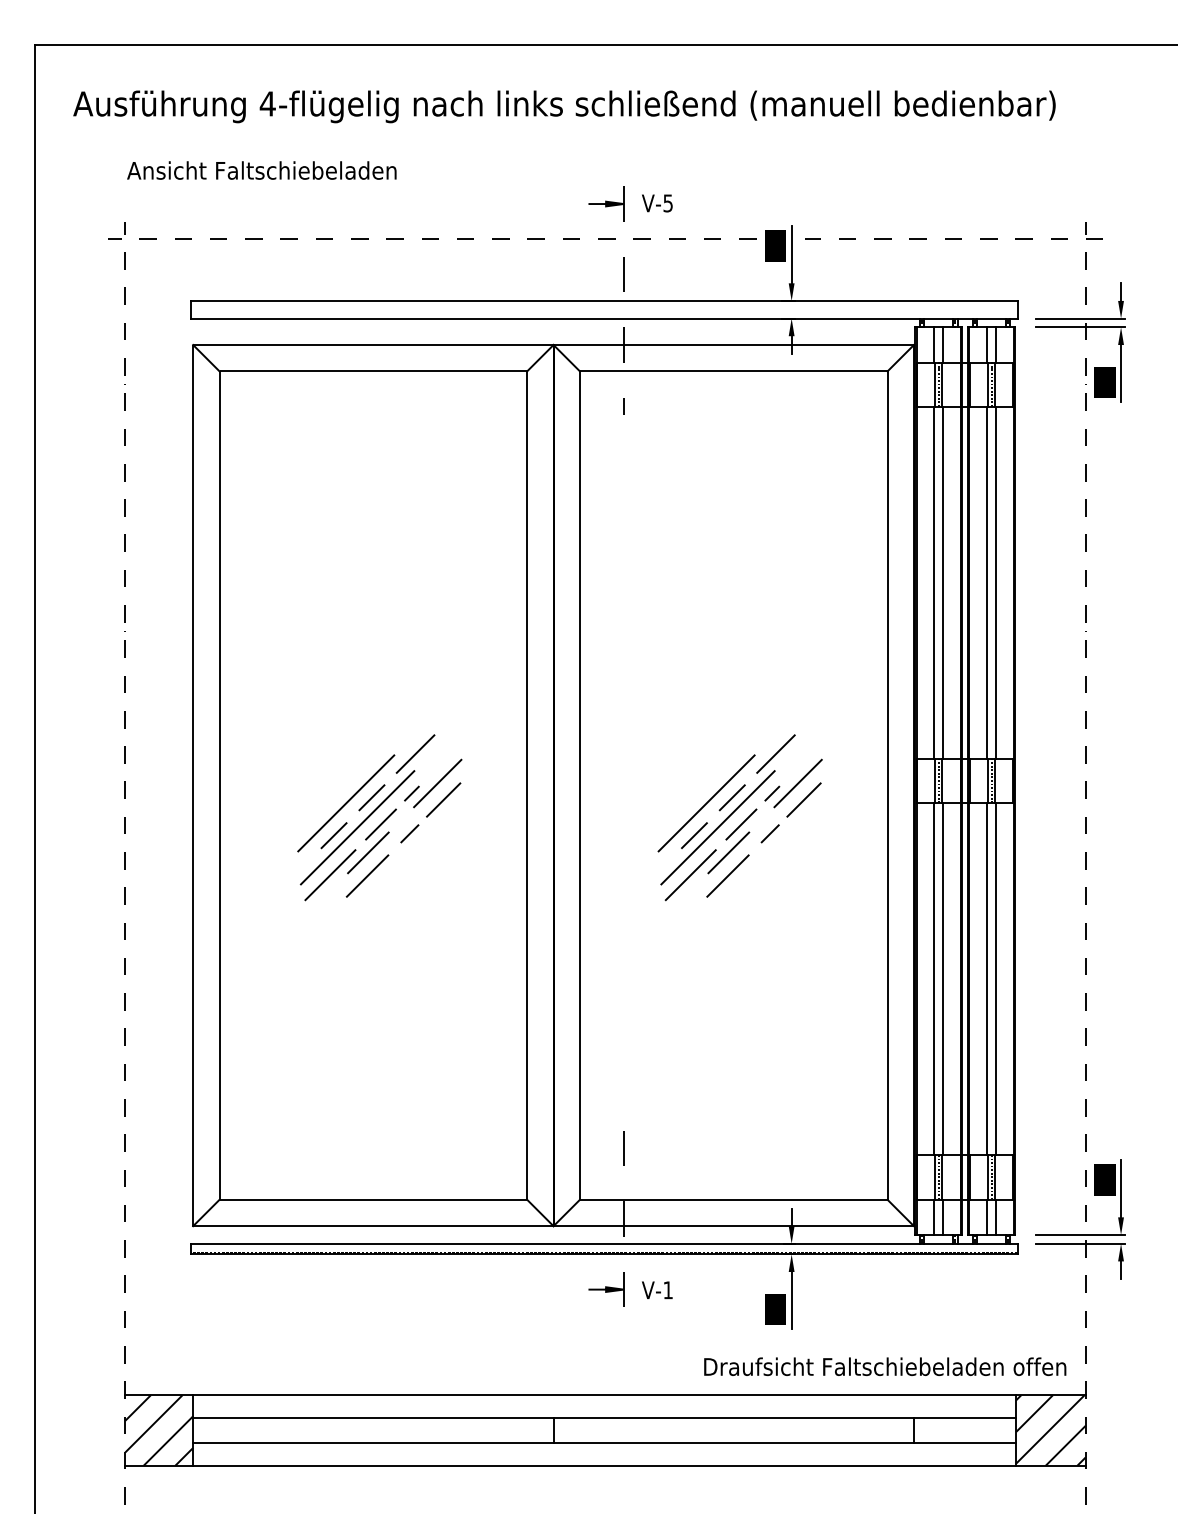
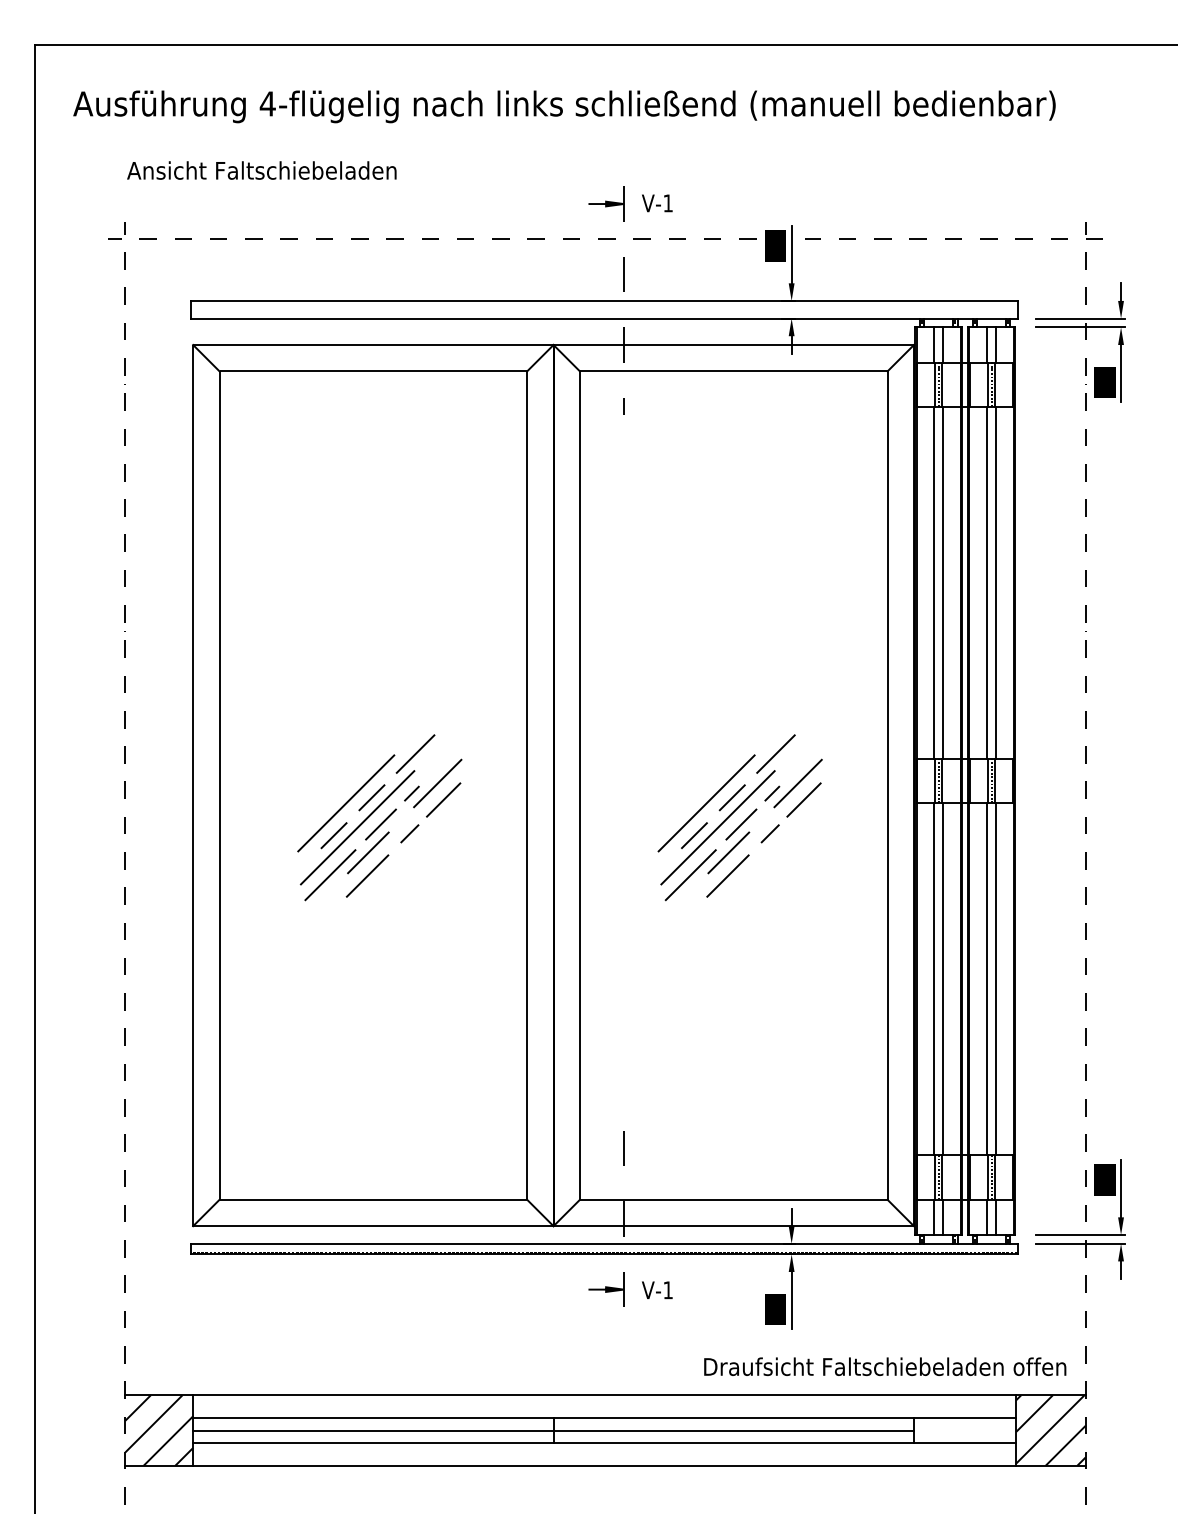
text: V-5 -> V-1 (667, 203)
line: none -> present (553, 1430)
